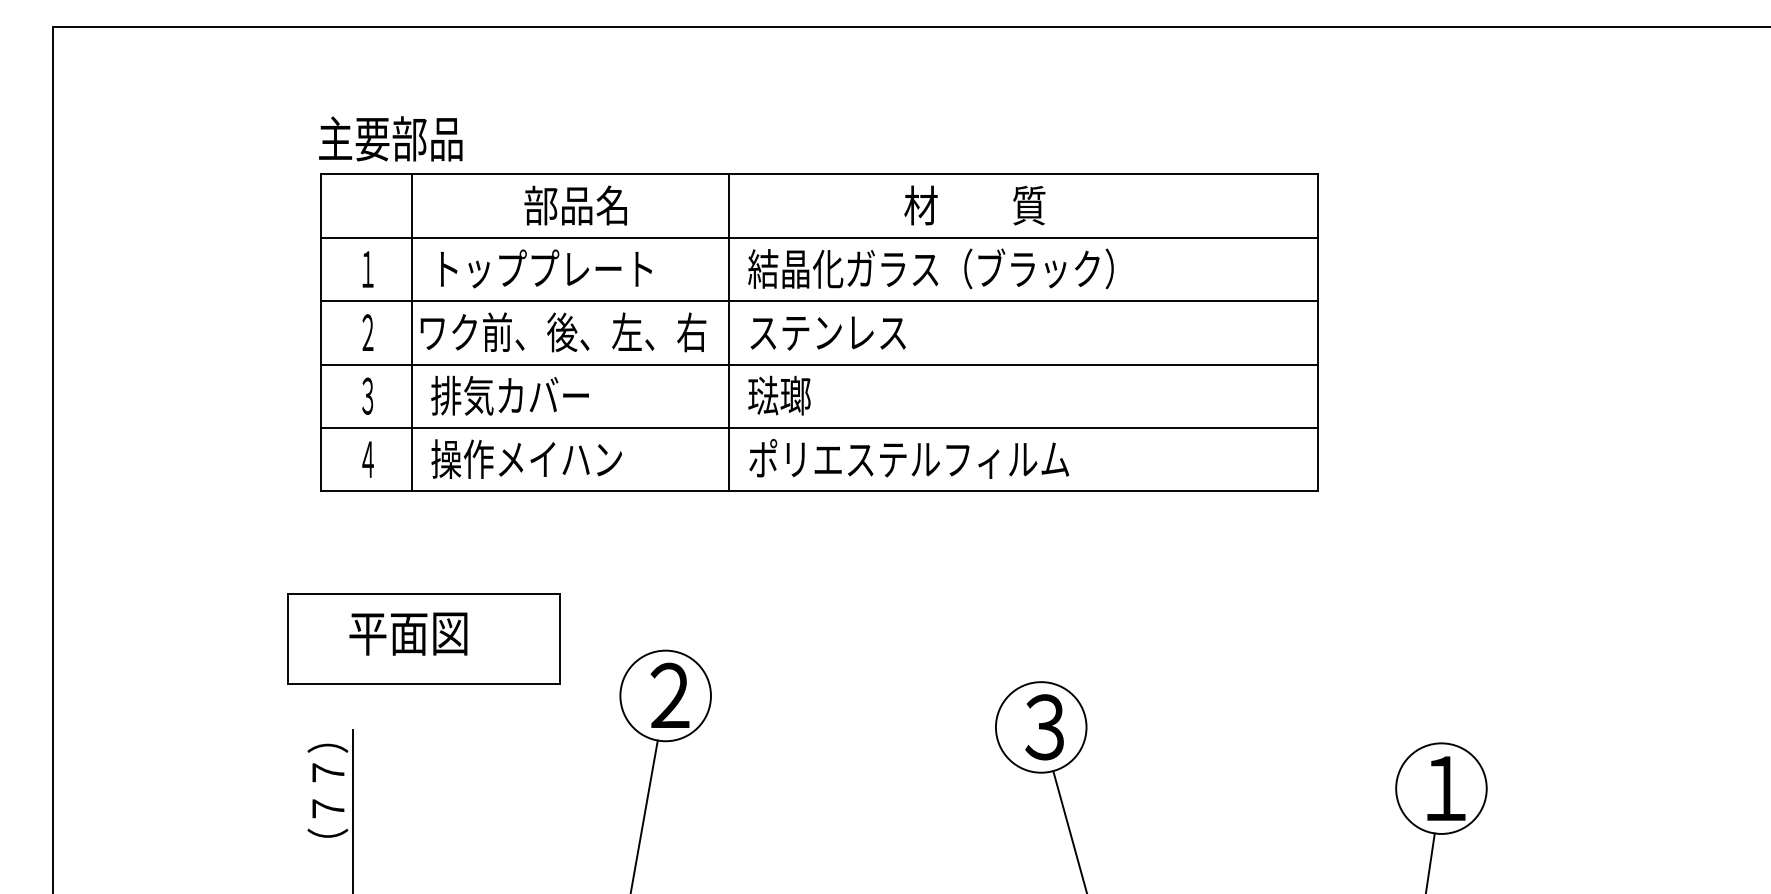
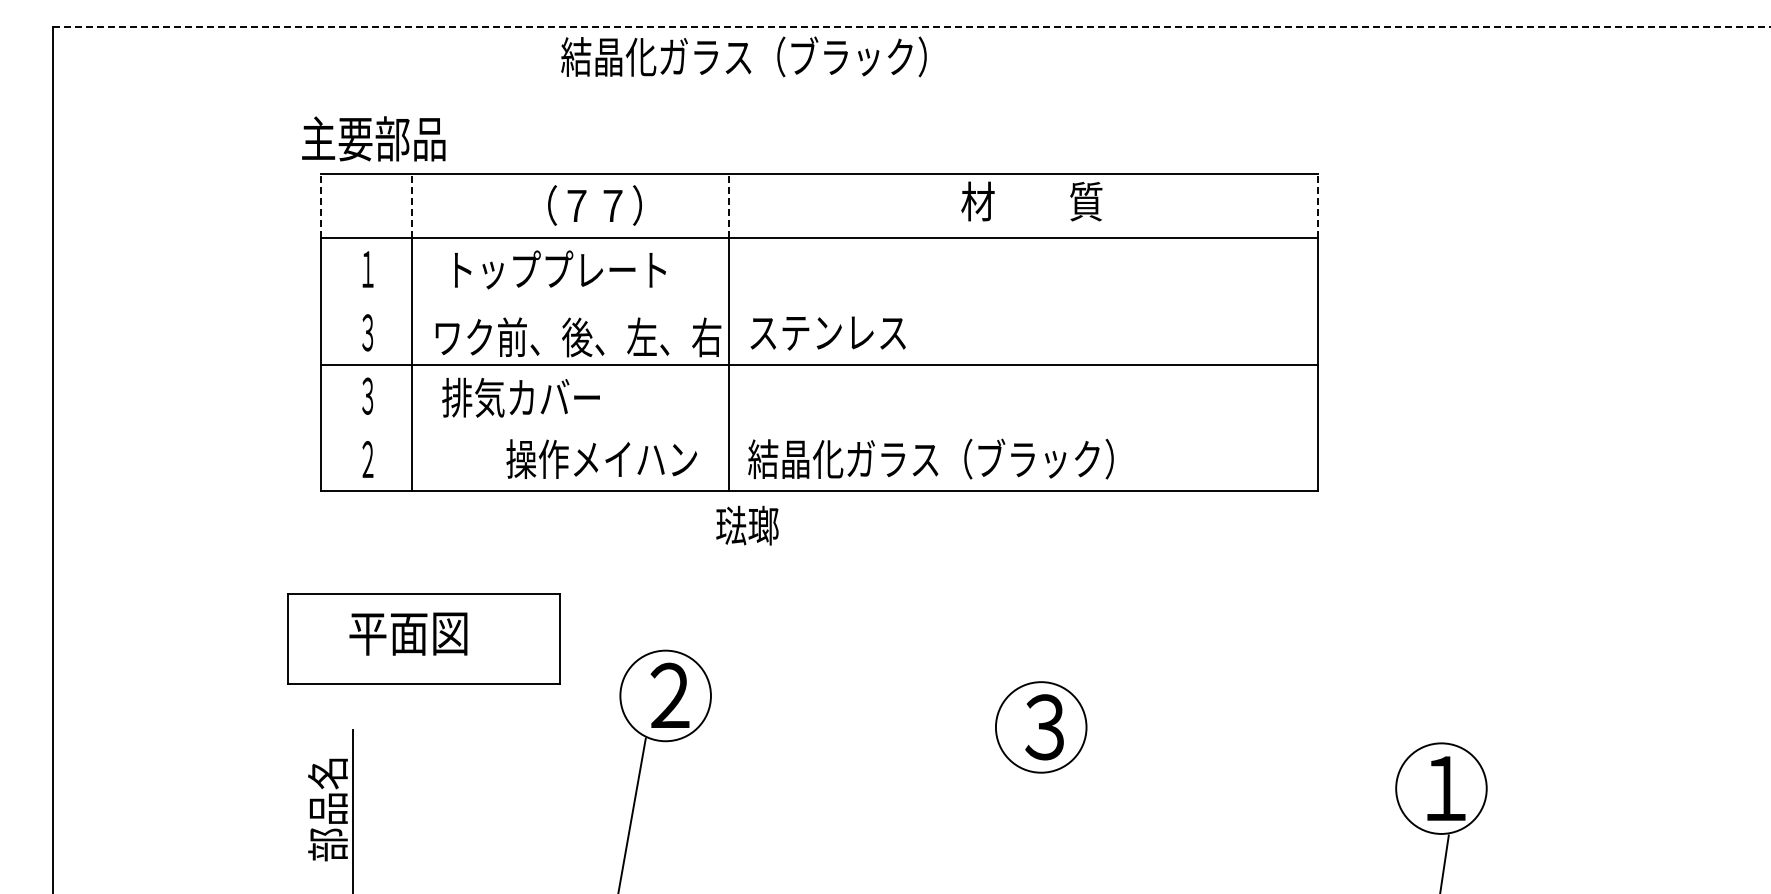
line: solid -> dashed (912, 26)
text position: (390, 138) -> (373, 138) (373, 138)
text: 部品名 -> （７７） (582, 205)
text position: (974, 205) -> (1031, 201) (1031, 201)
line: solid -> dashed (321, 206)
line: solid -> dashed (412, 206)
line: solid -> dashed (729, 206)
line: solid -> dashed (1317, 206)
text position: (545, 268) -> (559, 269) (559, 269)
text position: (930, 268) -> (743, 56) (743, 56)
line: present -> none (819, 301)
text position: (563, 332) -> (578, 337) (578, 337)
text: ２ -> ３ (367, 333)
text position: (509, 395) -> (520, 397) (520, 397)
text position: (779, 395) -> (747, 525) (747, 525)
line: present -> none (819, 428)
text position: (526, 458) -> (601, 458) (601, 458)
text: ポリエステルフィルム -> 結晶化ガラス（ブラック） (930, 458)
text: ４ -> ２ (367, 459)
text: （７７） -> 部品名 (327, 802)
line position: (644, 815) -> (631, 814) (631, 814)
line: present -> none (1069, 830)
line position: (1430, 861) -> (1444, 862) (1444, 862)
